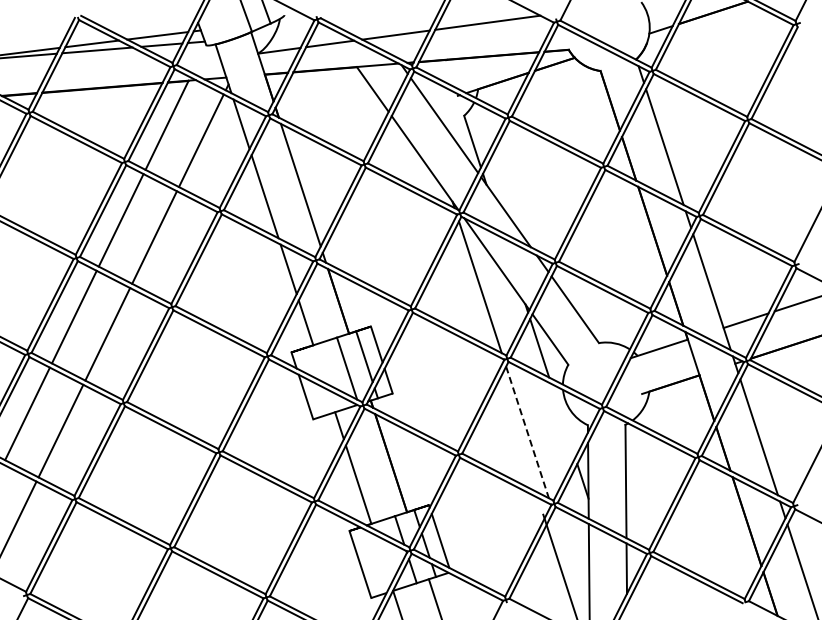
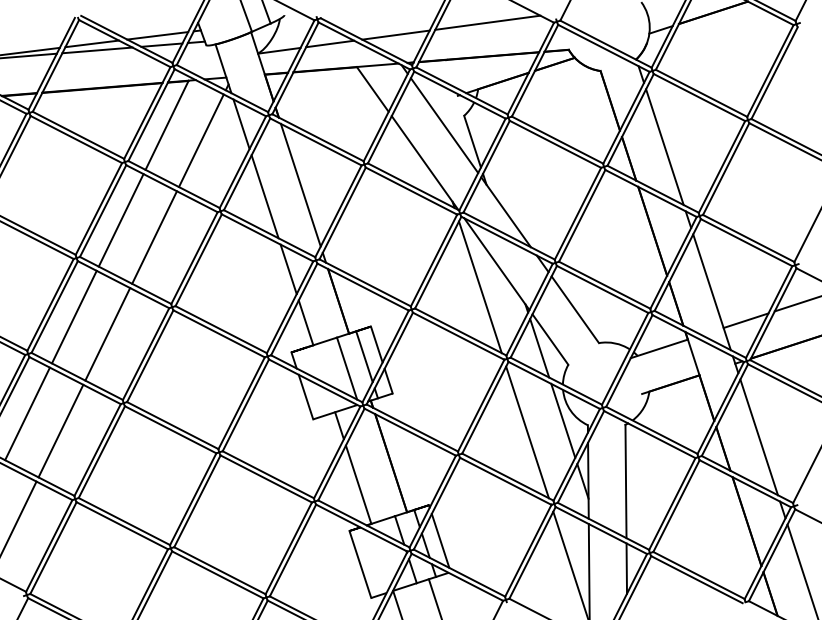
line: none -> present (563, 420)
line: dashed -> solid (527, 432)
line position: (559, 565) -> (570, 563) (570, 563)
